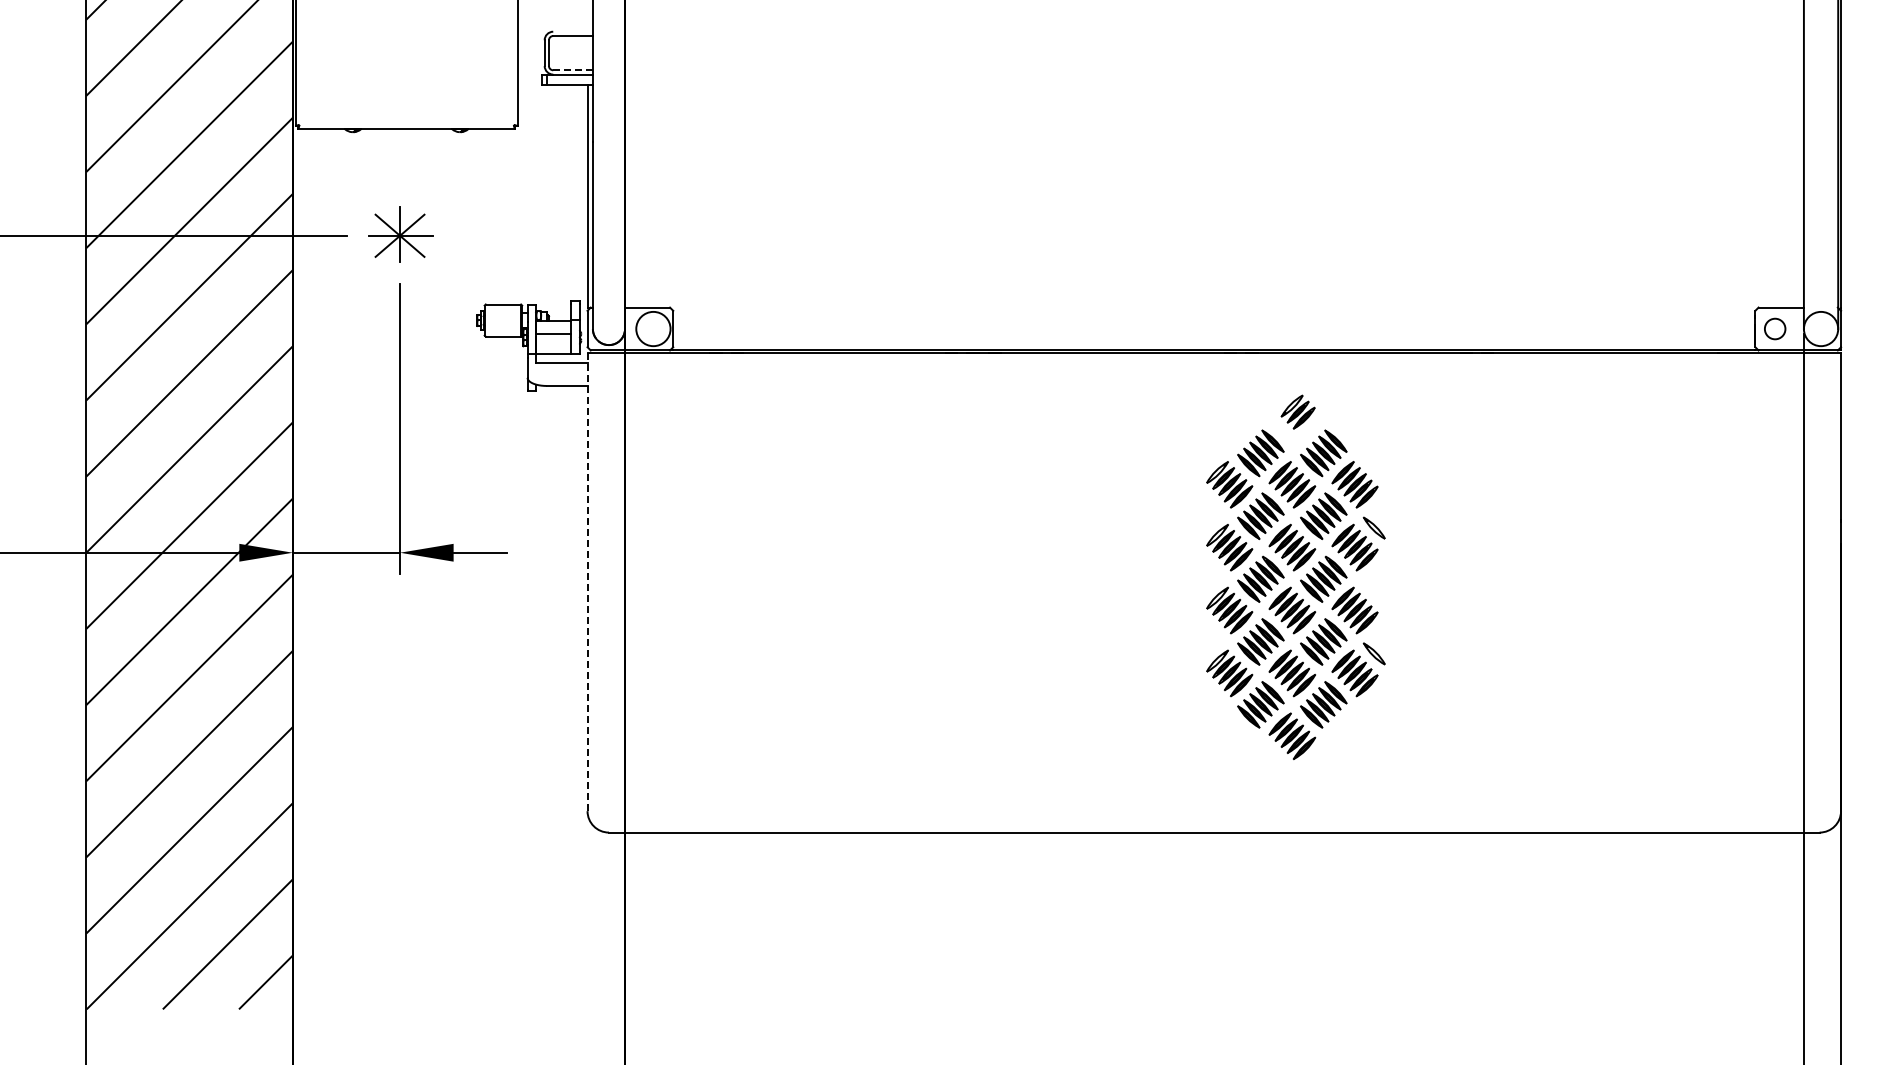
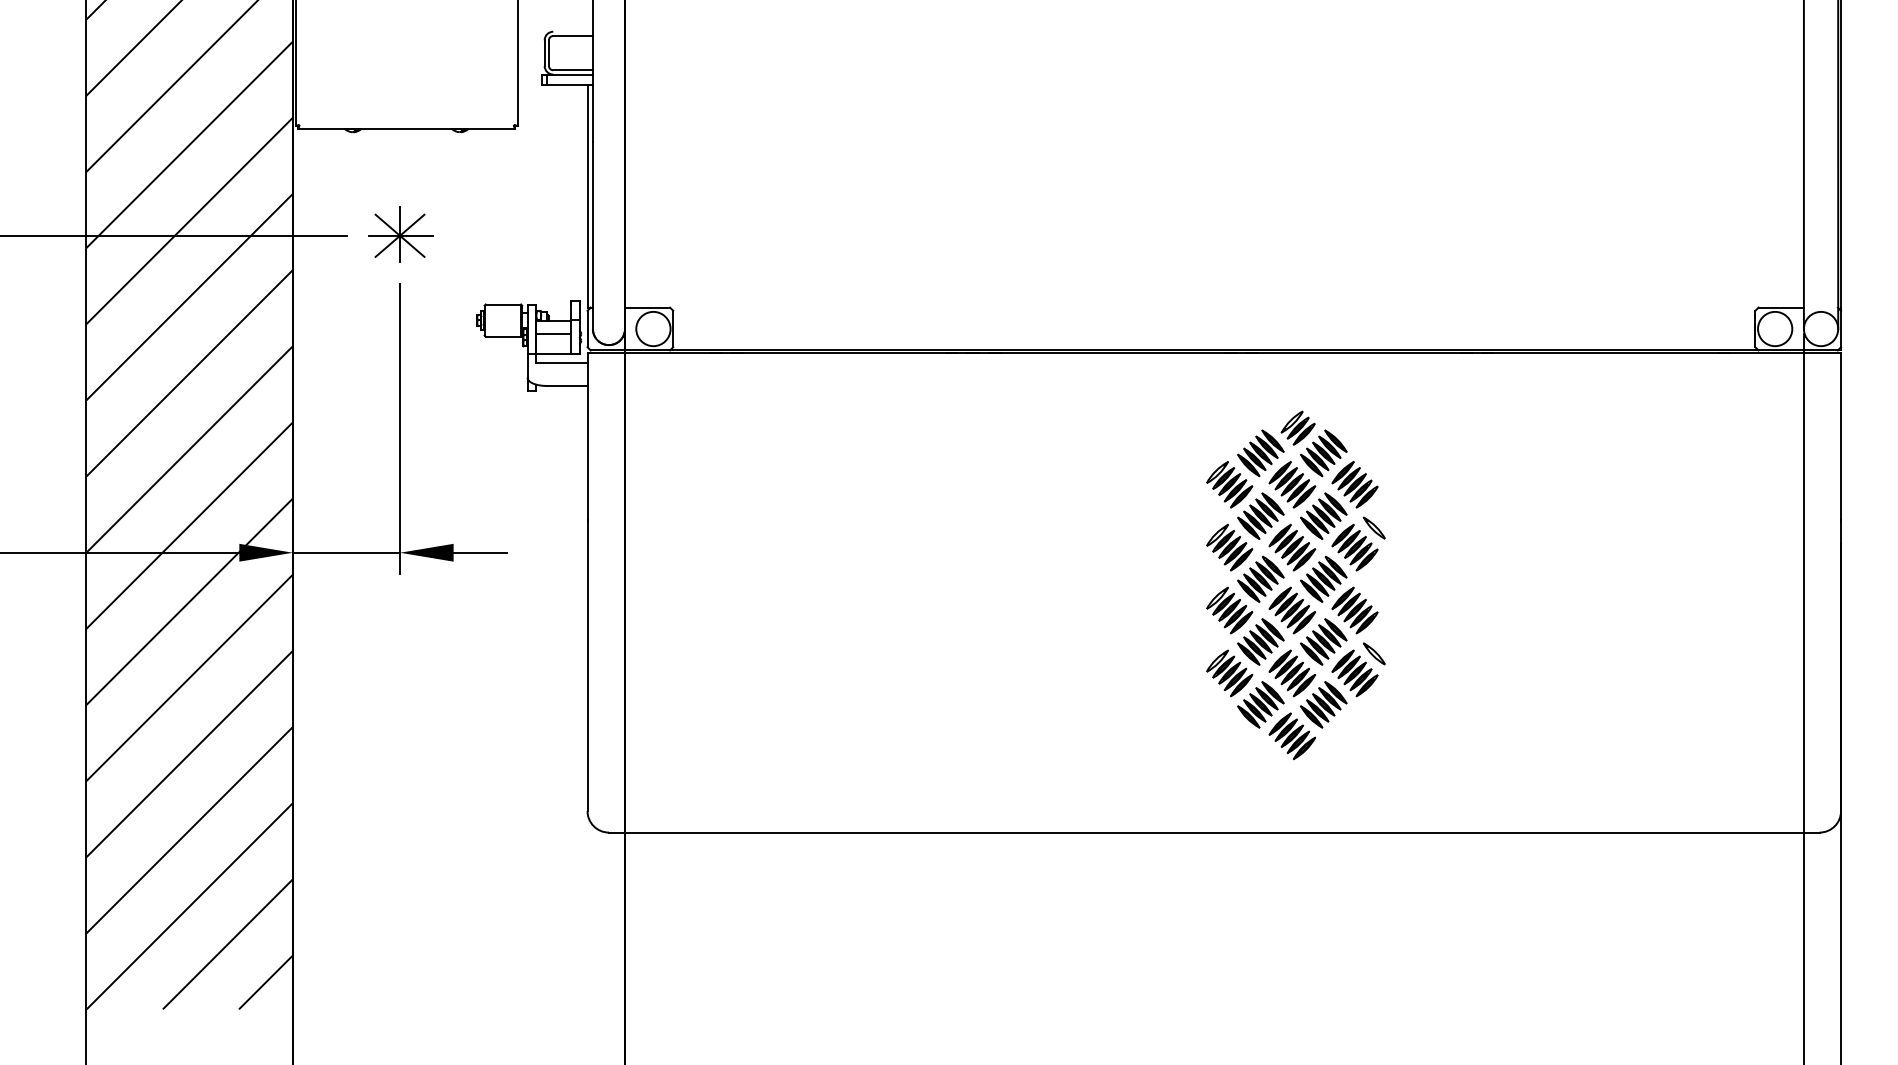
line: dashed -> solid (573, 70)
circle diameter: 21 px -> 34 px (1775, 328)
part position: (1297, 411) -> (1297, 427) (1297, 427)
line: dashed -> solid (587, 581)
